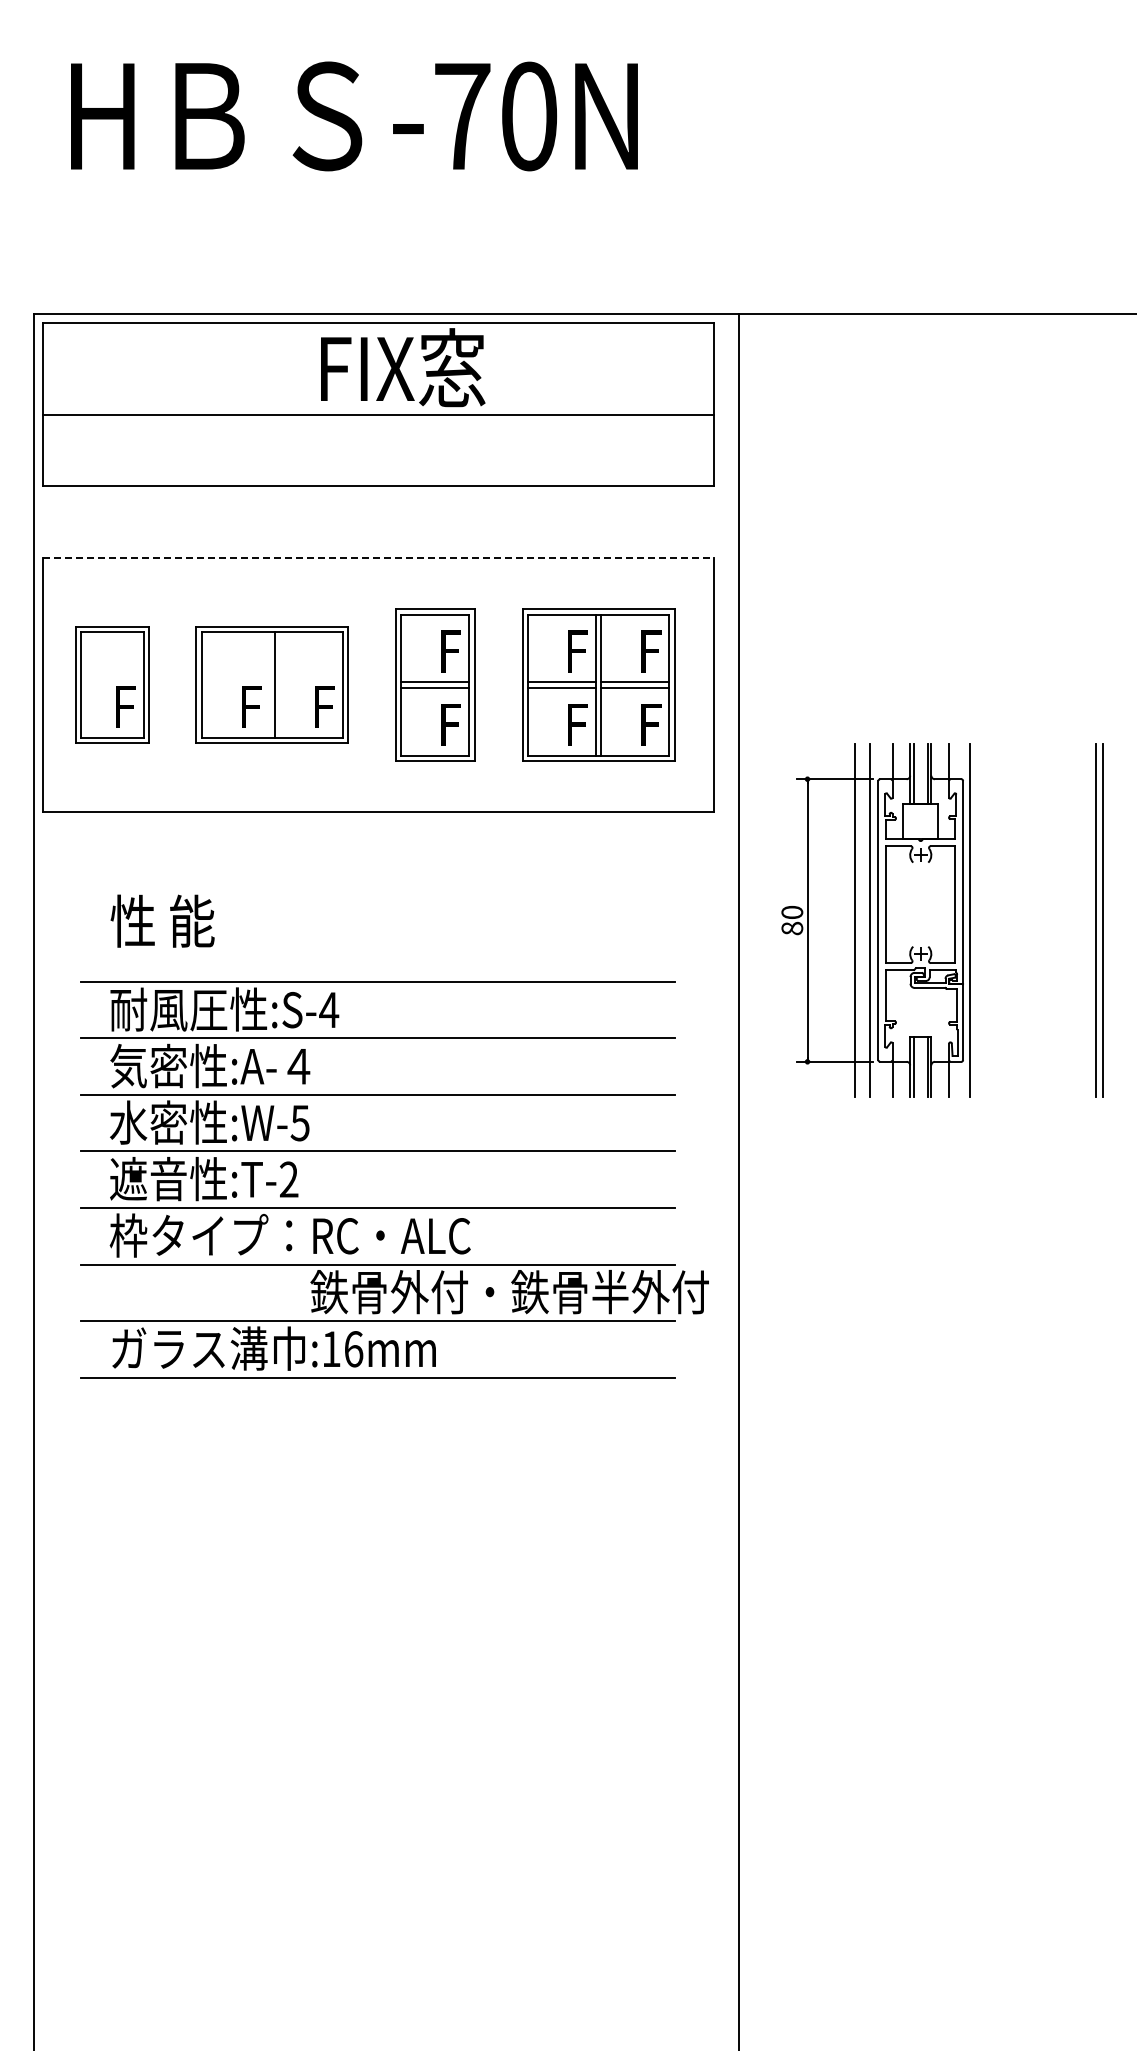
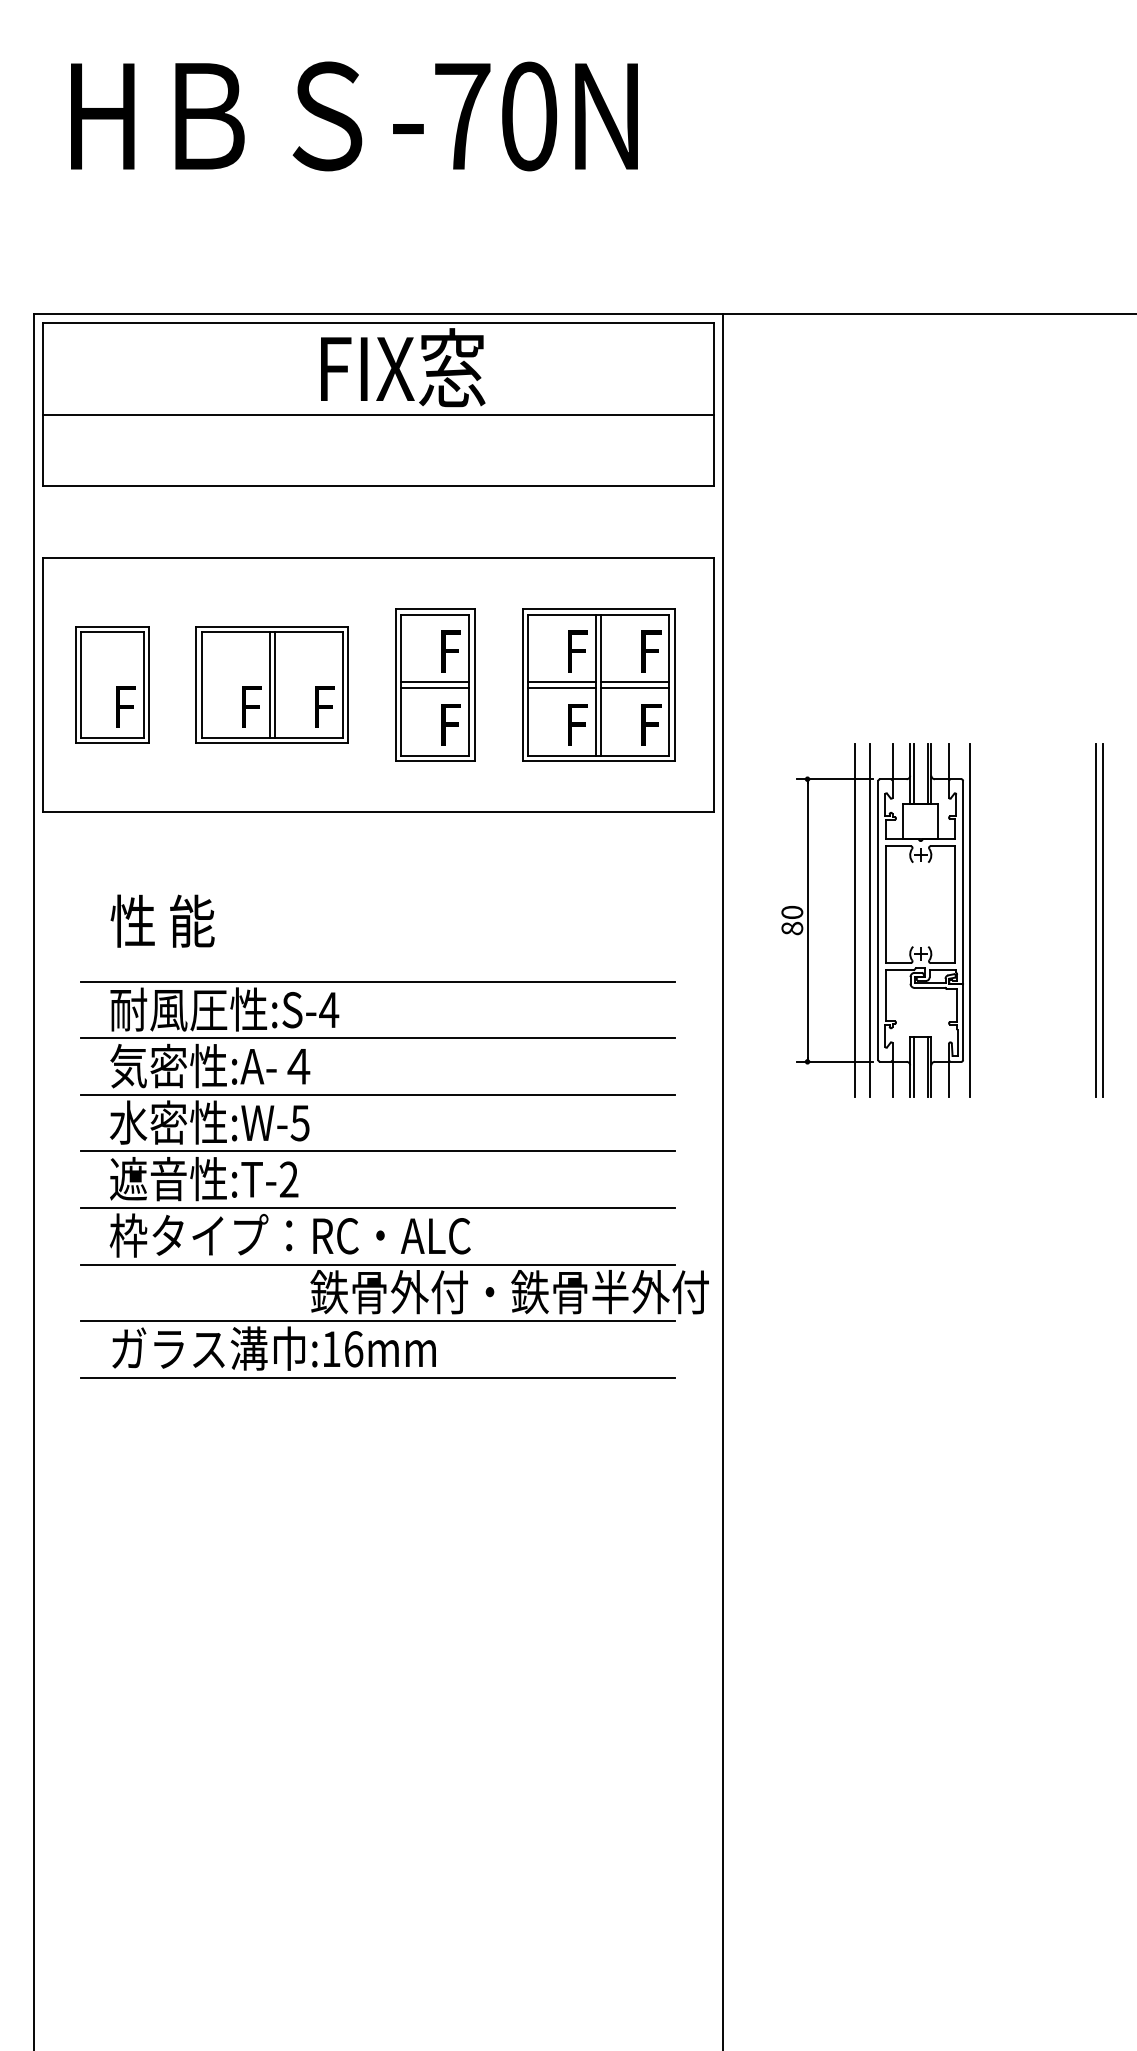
line: dashed -> solid (378, 558)
line: none -> present (269, 685)
line position: (738, 1180) -> (722, 1180) (722, 1180)
